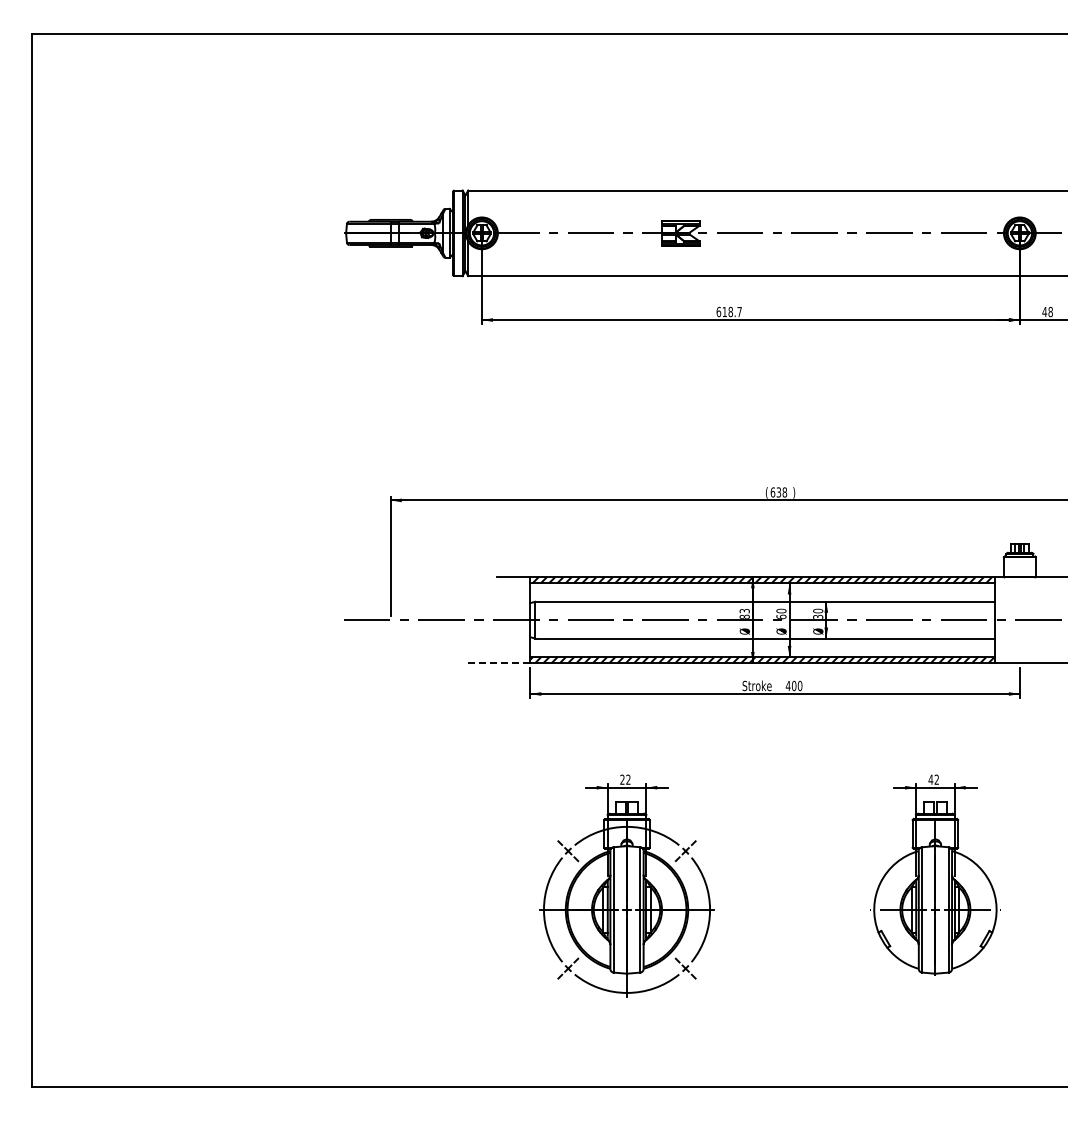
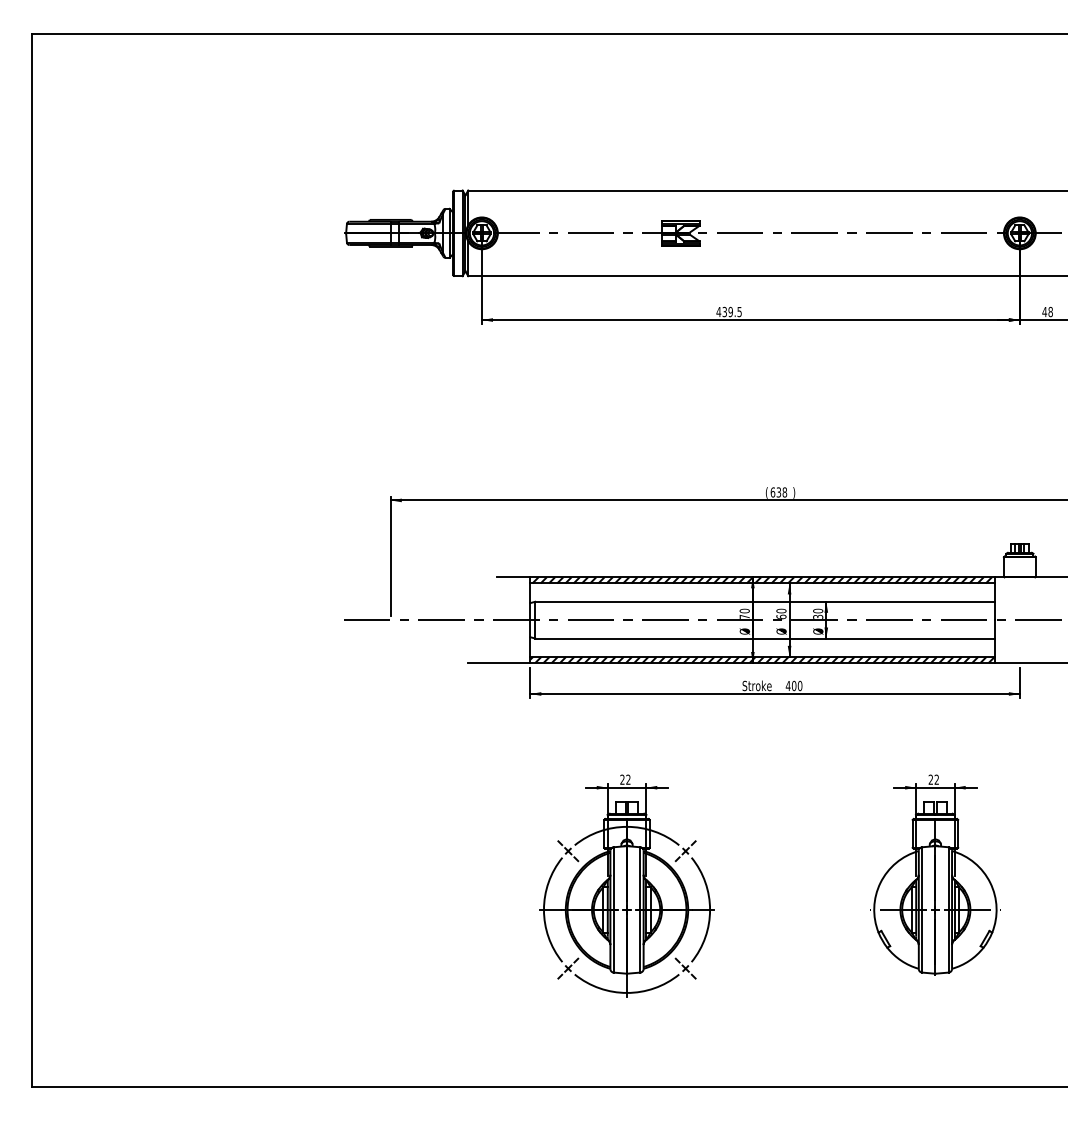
text: 618.7 -> 439.5 (728, 311)
text: 83 -> 70 (744, 613)
line: dashed -> solid (499, 662)
text: 42 -> 22 (930, 779)
